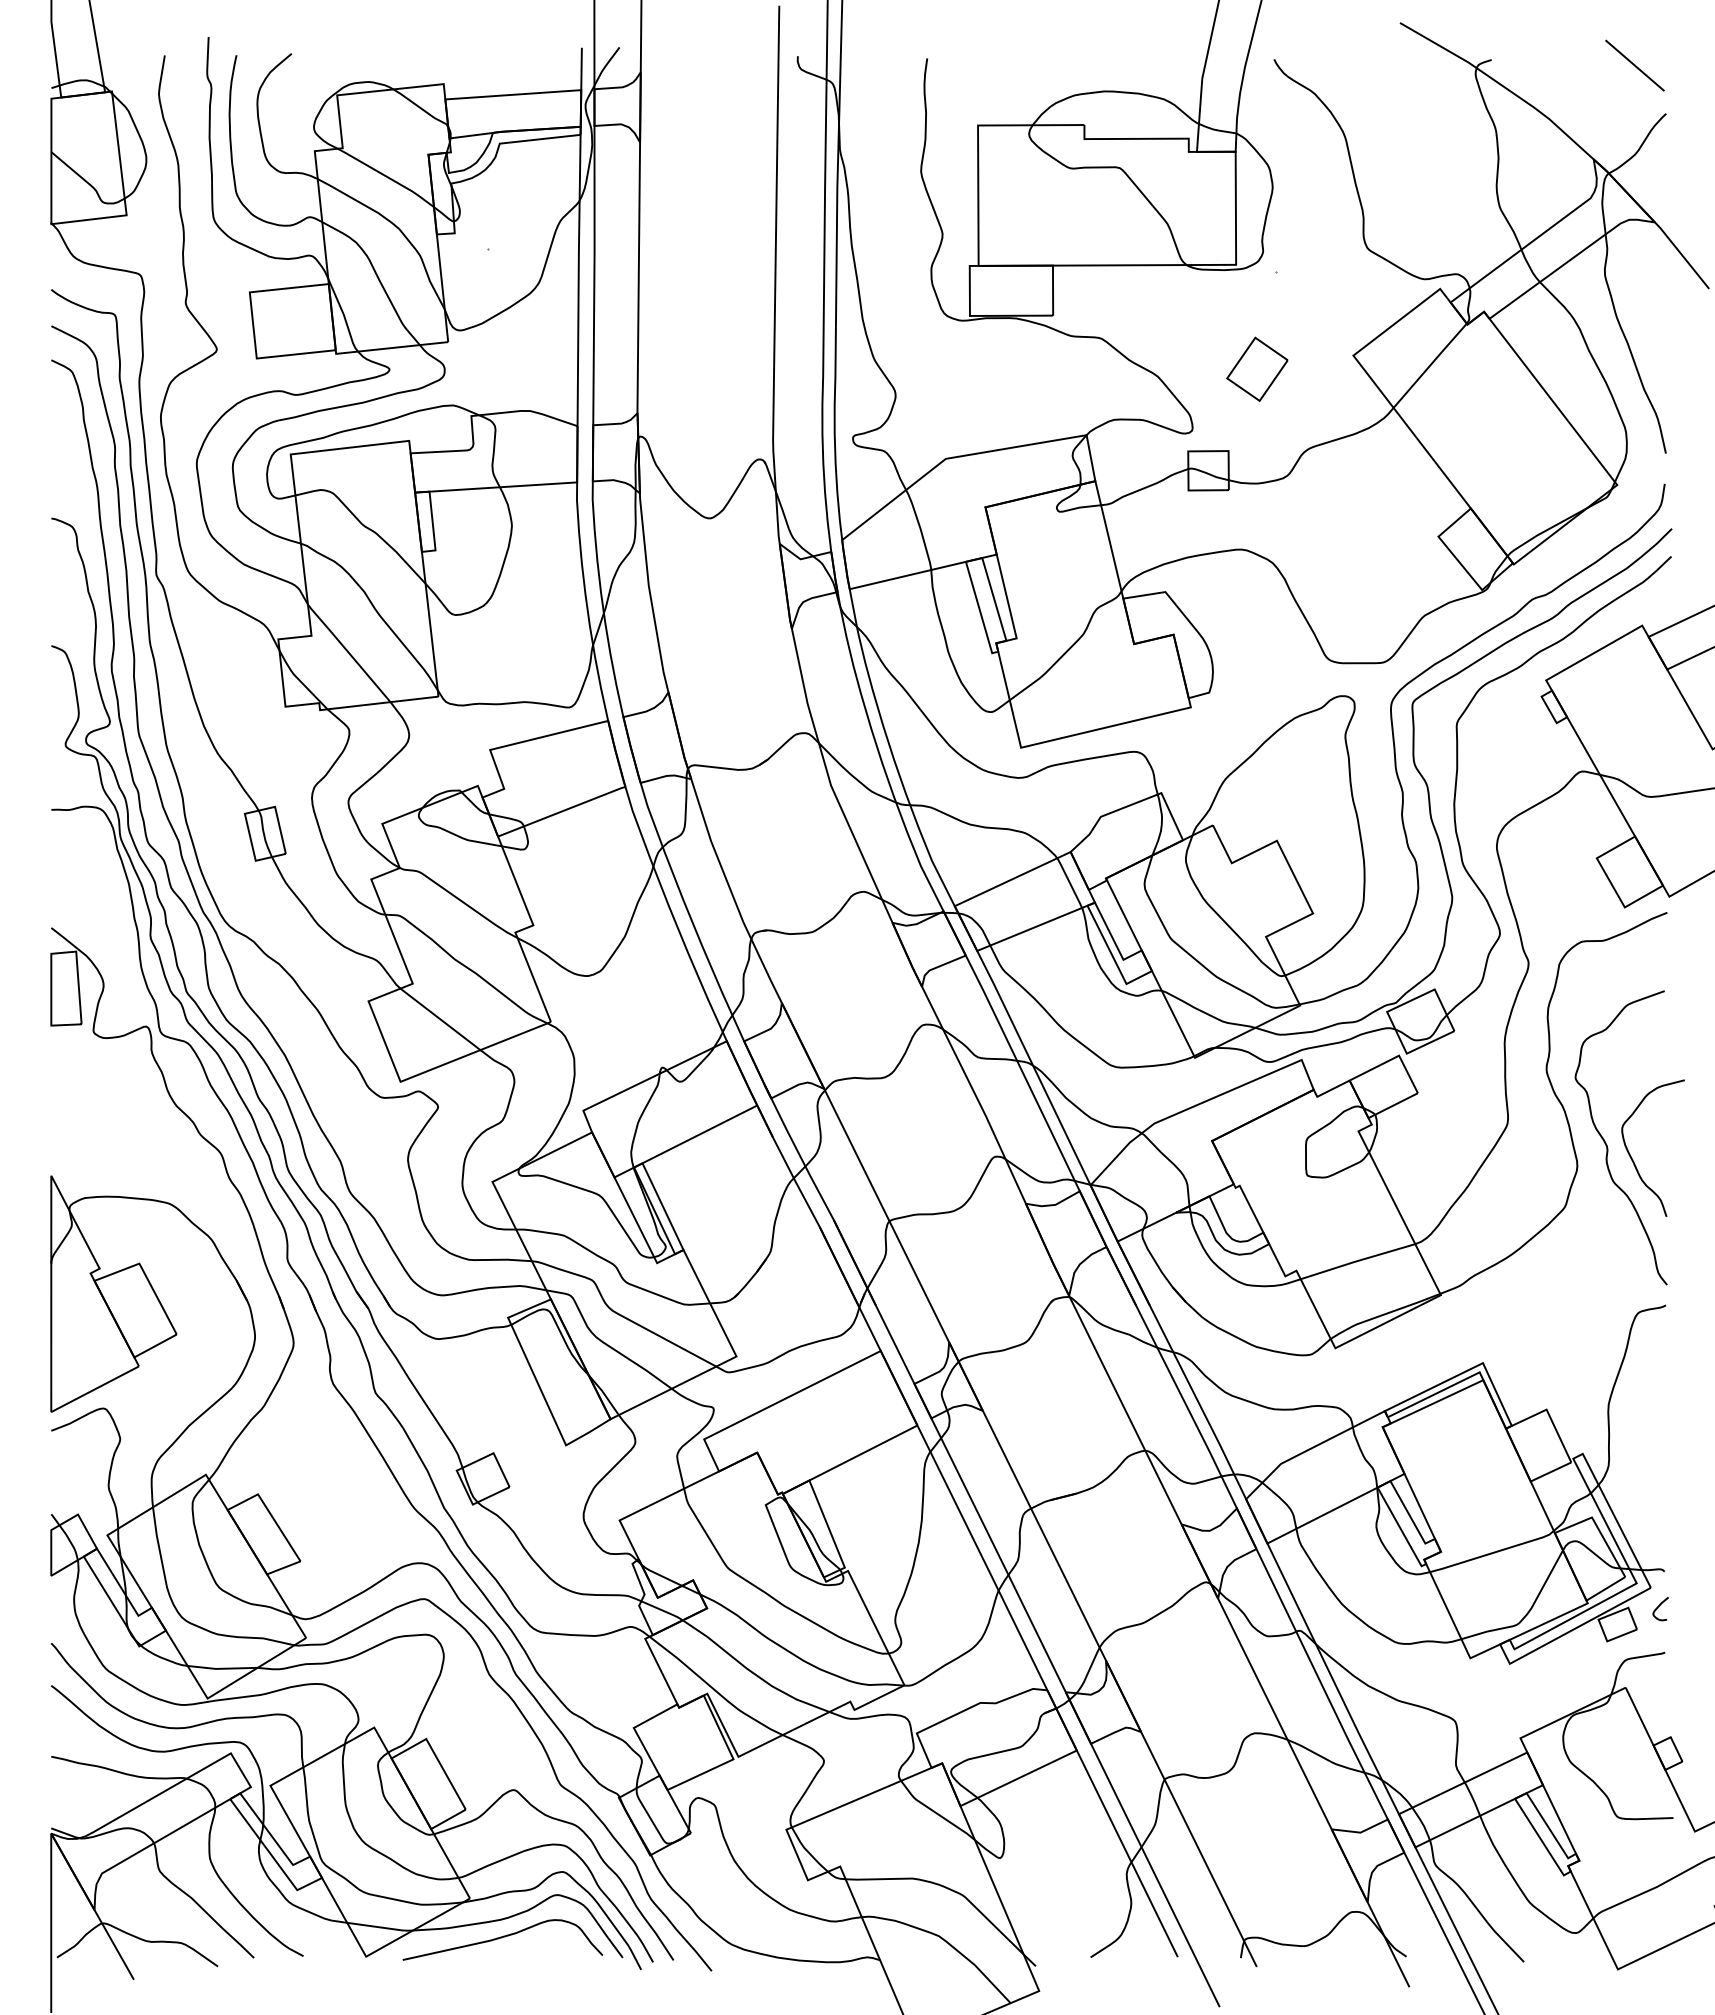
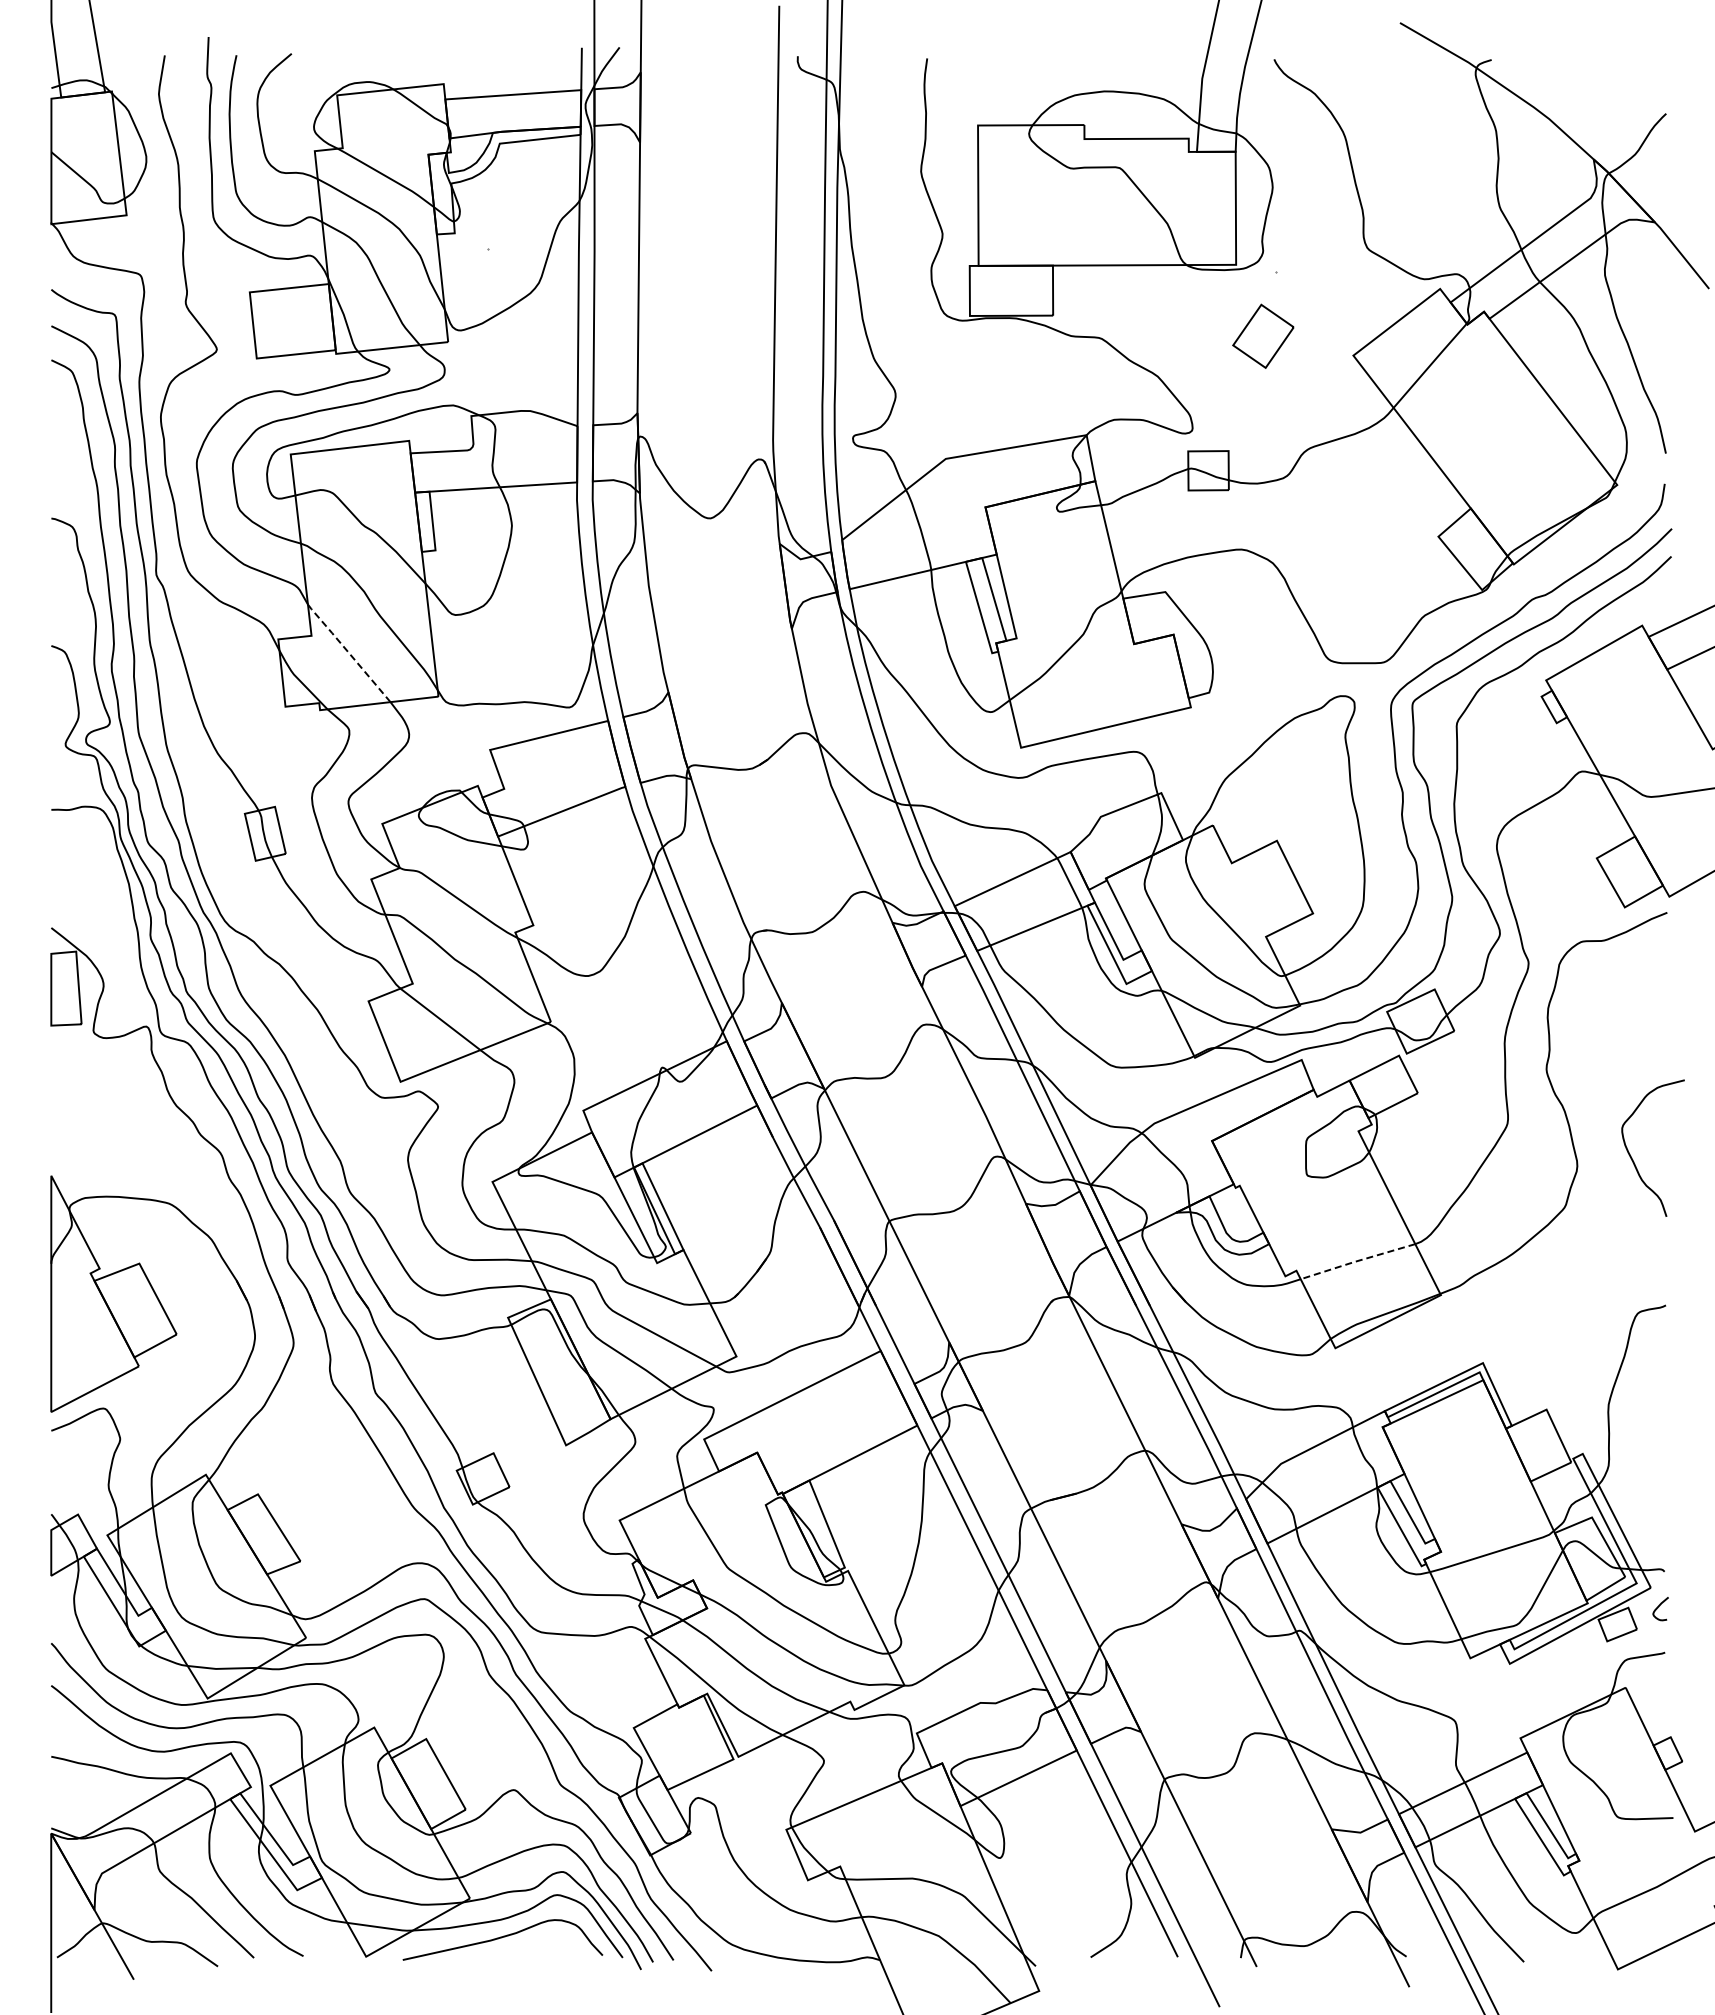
line: present -> none (1634, 65)
part position: (1257, 368) -> (1263, 335) (1263, 335)
line: solid -> dashed (348, 652)
curve: present -> none (1607, 1144)
line: solid -> dashed (1357, 1261)
